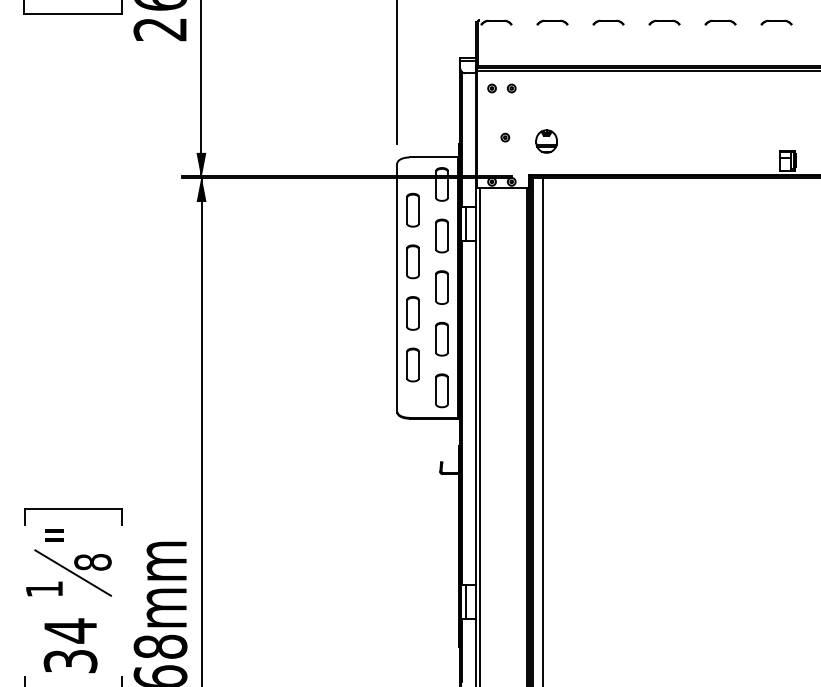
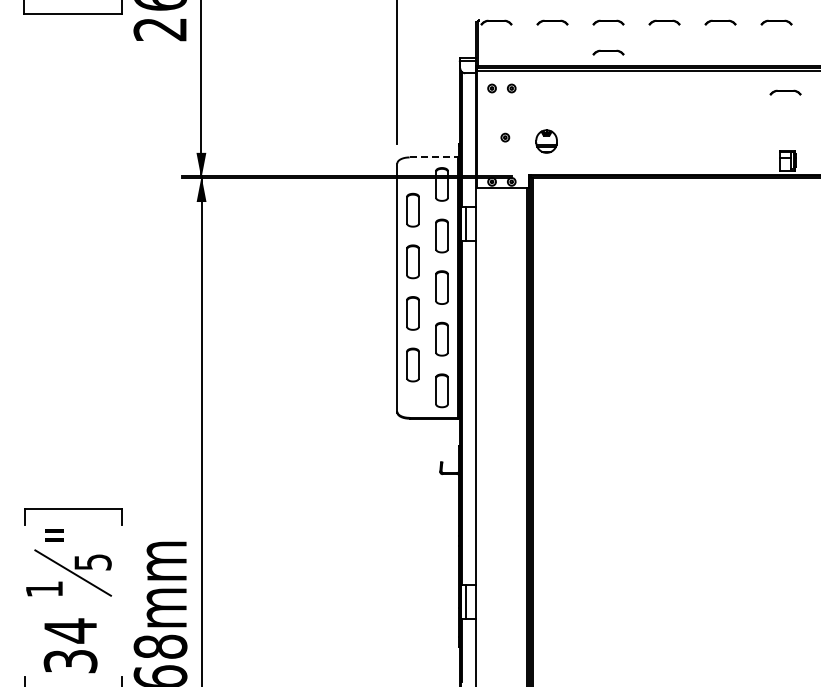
part: none -> present (608, 52)
part: none -> present (785, 92)
line: solid -> dashed (434, 157)
line: present -> none (543, 430)
line: present -> none (480, 435)
text: 8 -> 5 (92, 562)
